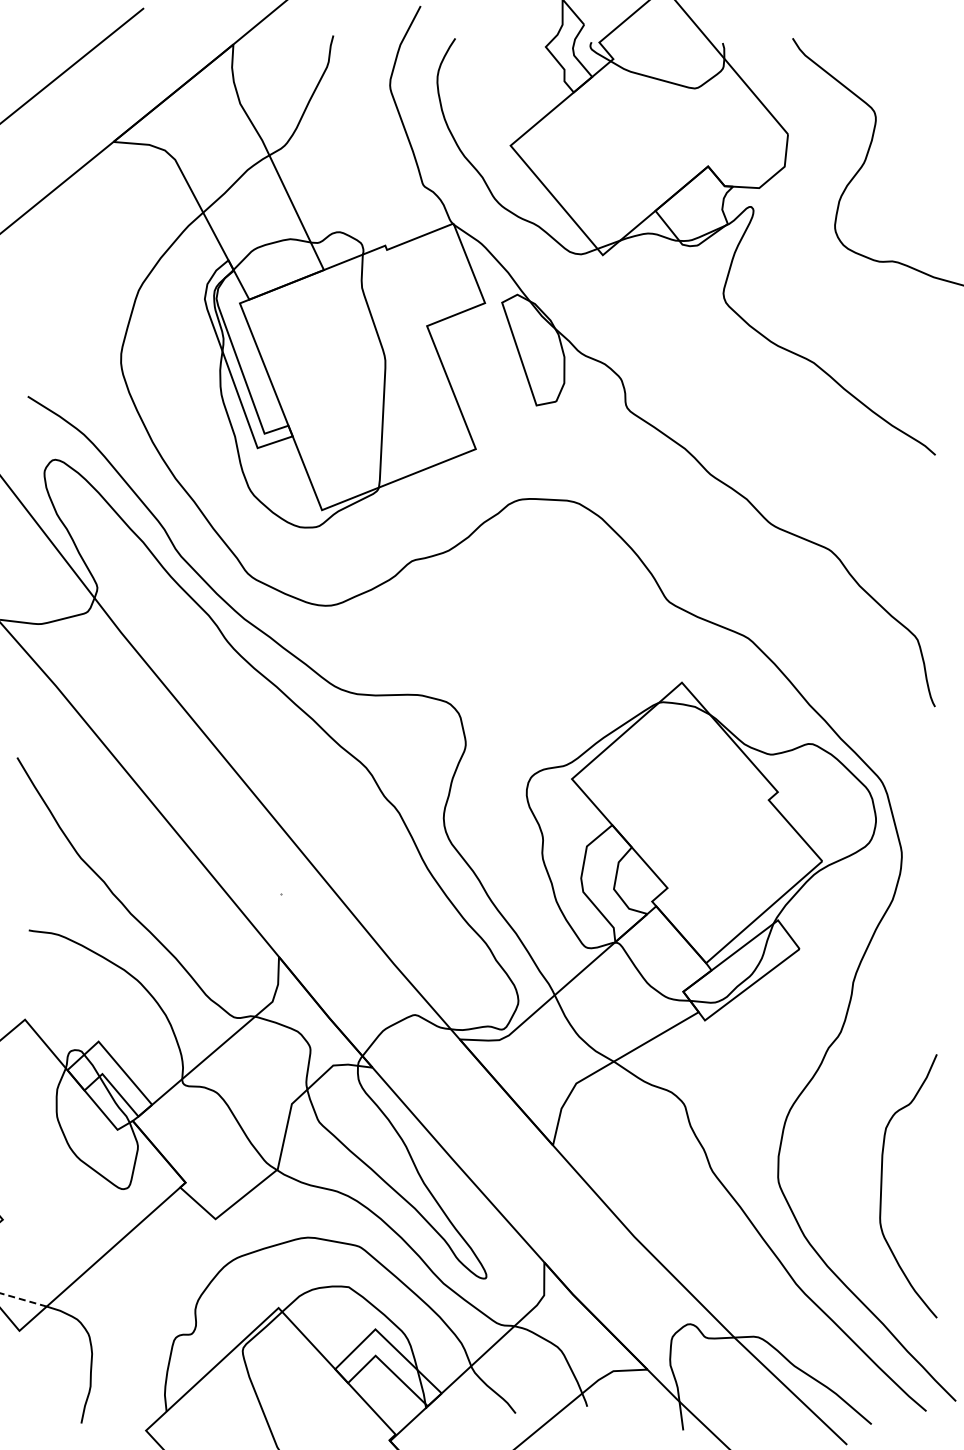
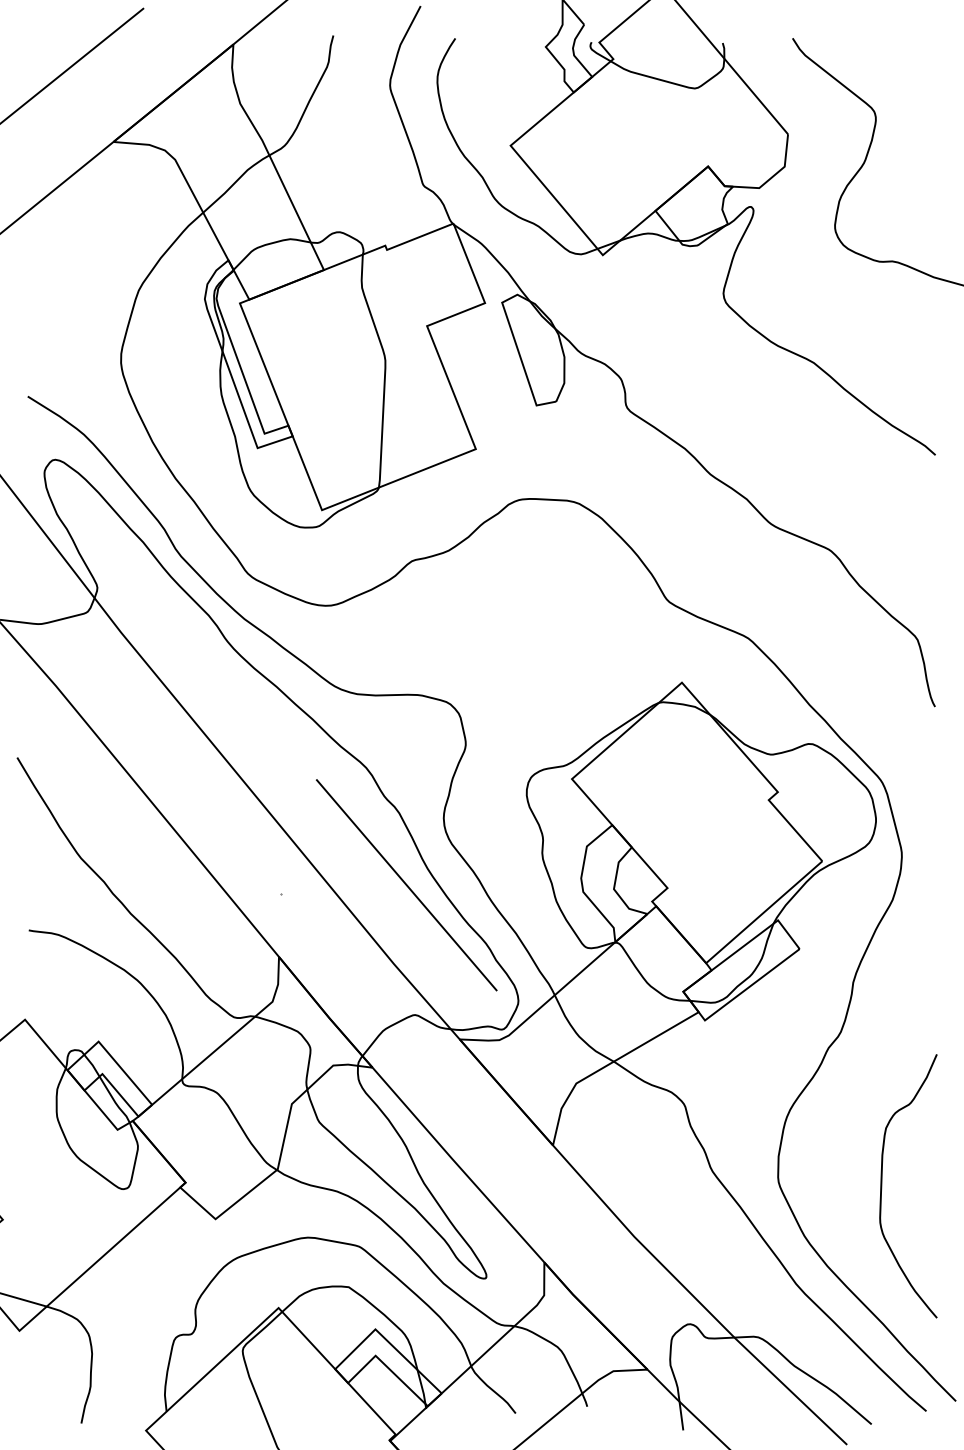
line: none -> present (406, 885)
line: dashed -> solid (22, 1299)
